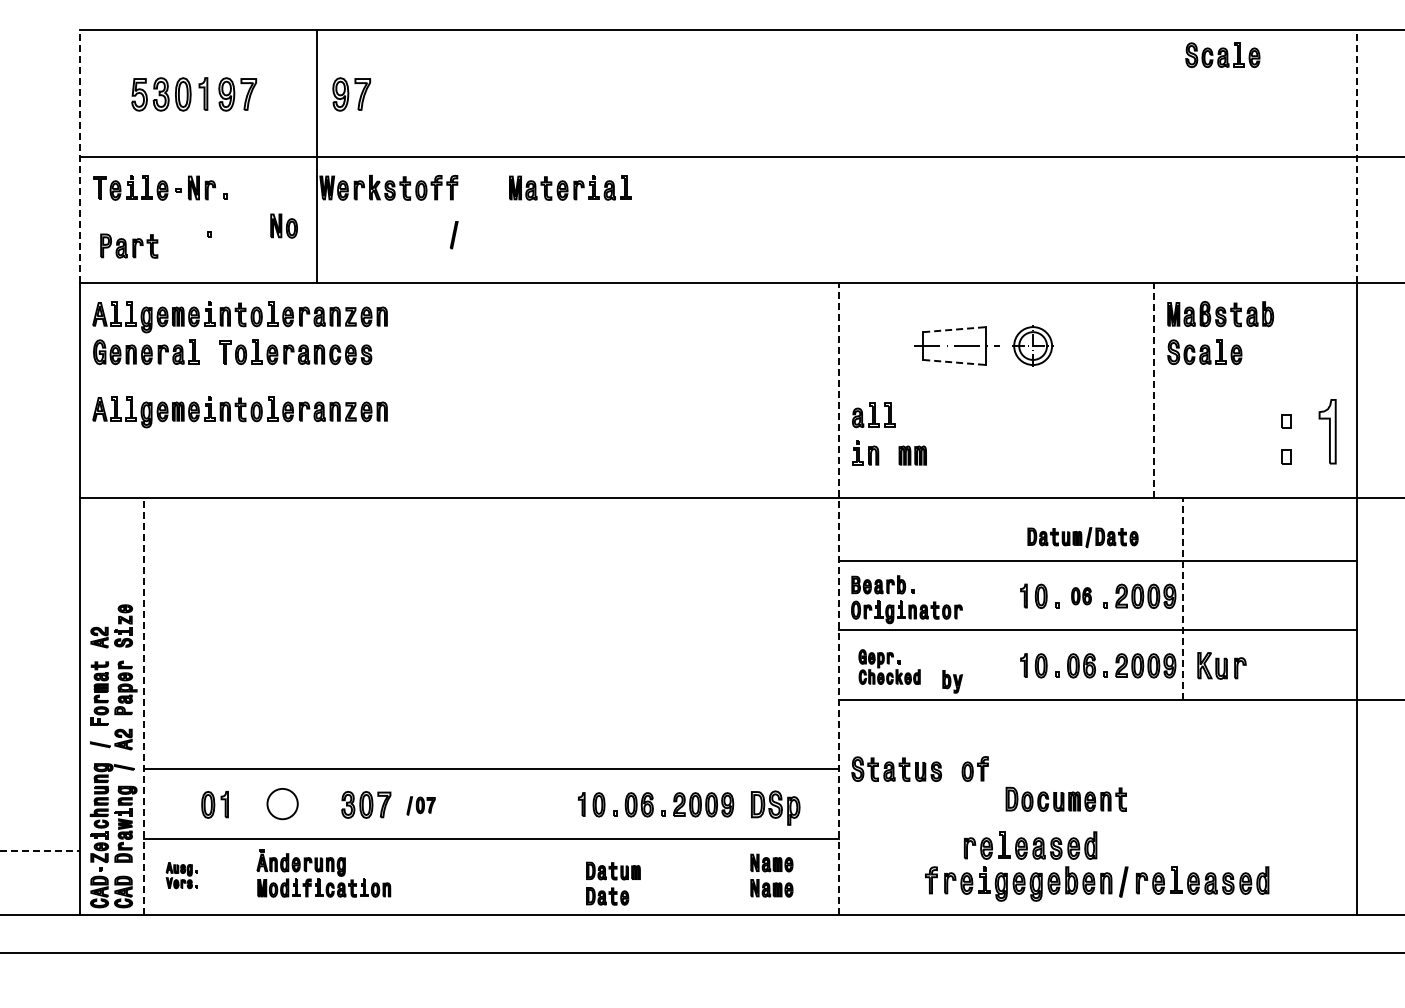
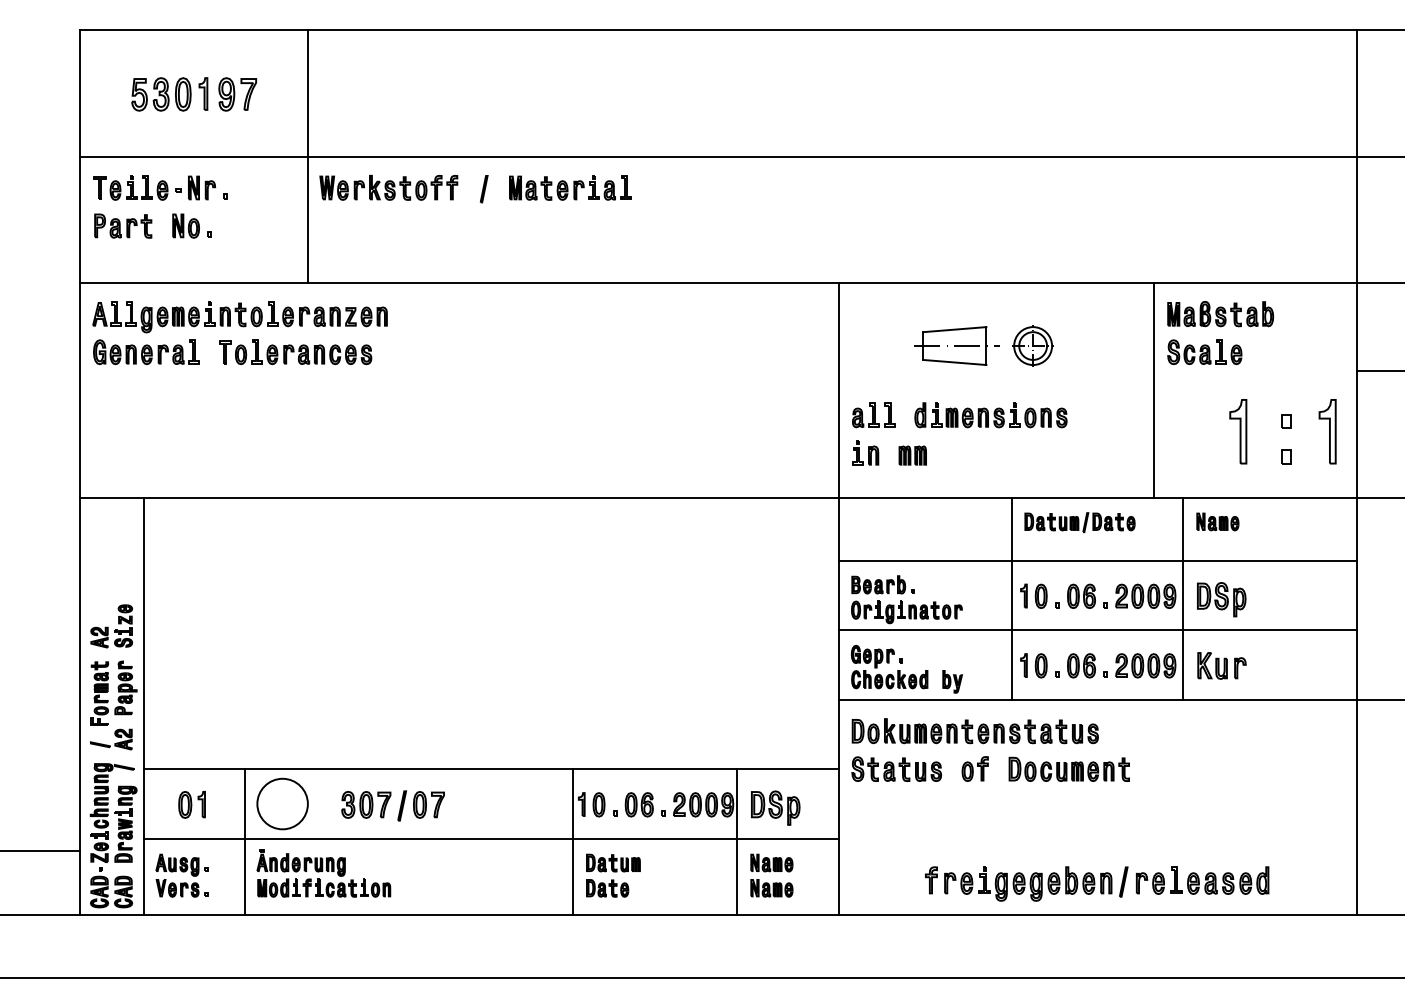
part: present -> none (1222, 55)
part: present -> none (351, 94)
line: dashed -> solid (80, 156)
line position: (316, 156) -> (307, 156) (307, 156)
line: dashed -> solid (1356, 156)
part position: (283, 225) -> (185, 225) (185, 225)
line position: (453, 235) -> (483, 189) (483, 189)
part position: (129, 245) -> (123, 225) (123, 225)
line: dashed -> solid (954, 329)
line: dashed -> solid (954, 362)
line: none -> present (1378, 371)
line: dashed -> solid (1154, 389)
part: present -> none (239, 412)
part: none -> present (990, 415)
part: none -> present (1238, 431)
part: none -> present (1217, 521)
part position: (1082, 537) -> (1079, 522) (1079, 522)
part size: 21x19 px -> 29x26 px (1081, 595)
line: dashed -> solid (838, 598)
line: none -> present (1011, 598)
line: dashed -> solid (1183, 598)
part: none -> present (1221, 599)
part size: 63x36 px -> 79x46 px (889, 666)
line: dashed -> solid (143, 705)
part: none -> present (974, 731)
part position: (1065, 798) -> (1068, 768) (1068, 768)
circle diameter: 30 px -> 51 px (282, 803)
part position: (214, 804) -> (191, 804) (191, 804)
part size: 30x20 px -> 48x32 px (420, 805)
line: none -> present (244, 841)
line: none -> present (573, 841)
line: none -> present (737, 841)
part: present -> none (1030, 845)
line: dashed -> solid (40, 851)
part size: 33x28 px -> 54x45 px (181, 875)
part position: (613, 883) -> (613, 875) (613, 875)
line position: (701, 952) -> (701, 977) (701, 977)
